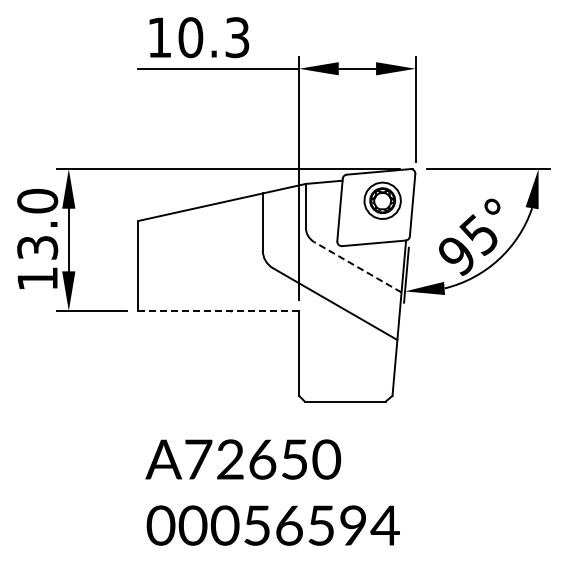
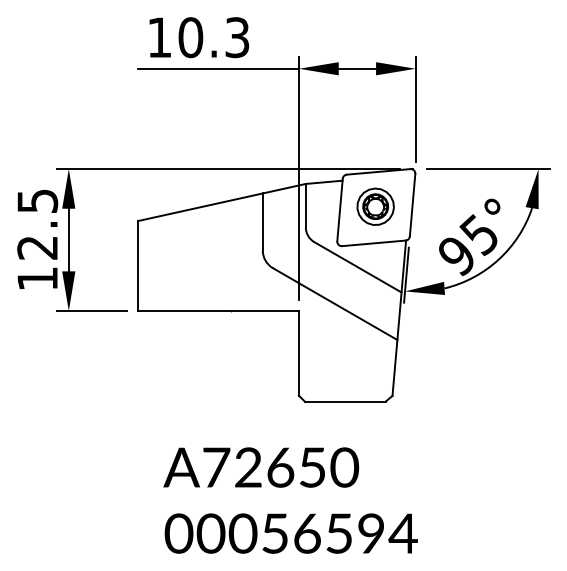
part position: (382, 200) -> (375, 206) (375, 206)
text: 13.0 -> 12.5 (37, 223)
line: dashed -> solid (357, 267)
line: dashed -> solid (219, 310)
text position: (272, 492) -> (290, 500) (290, 500)
